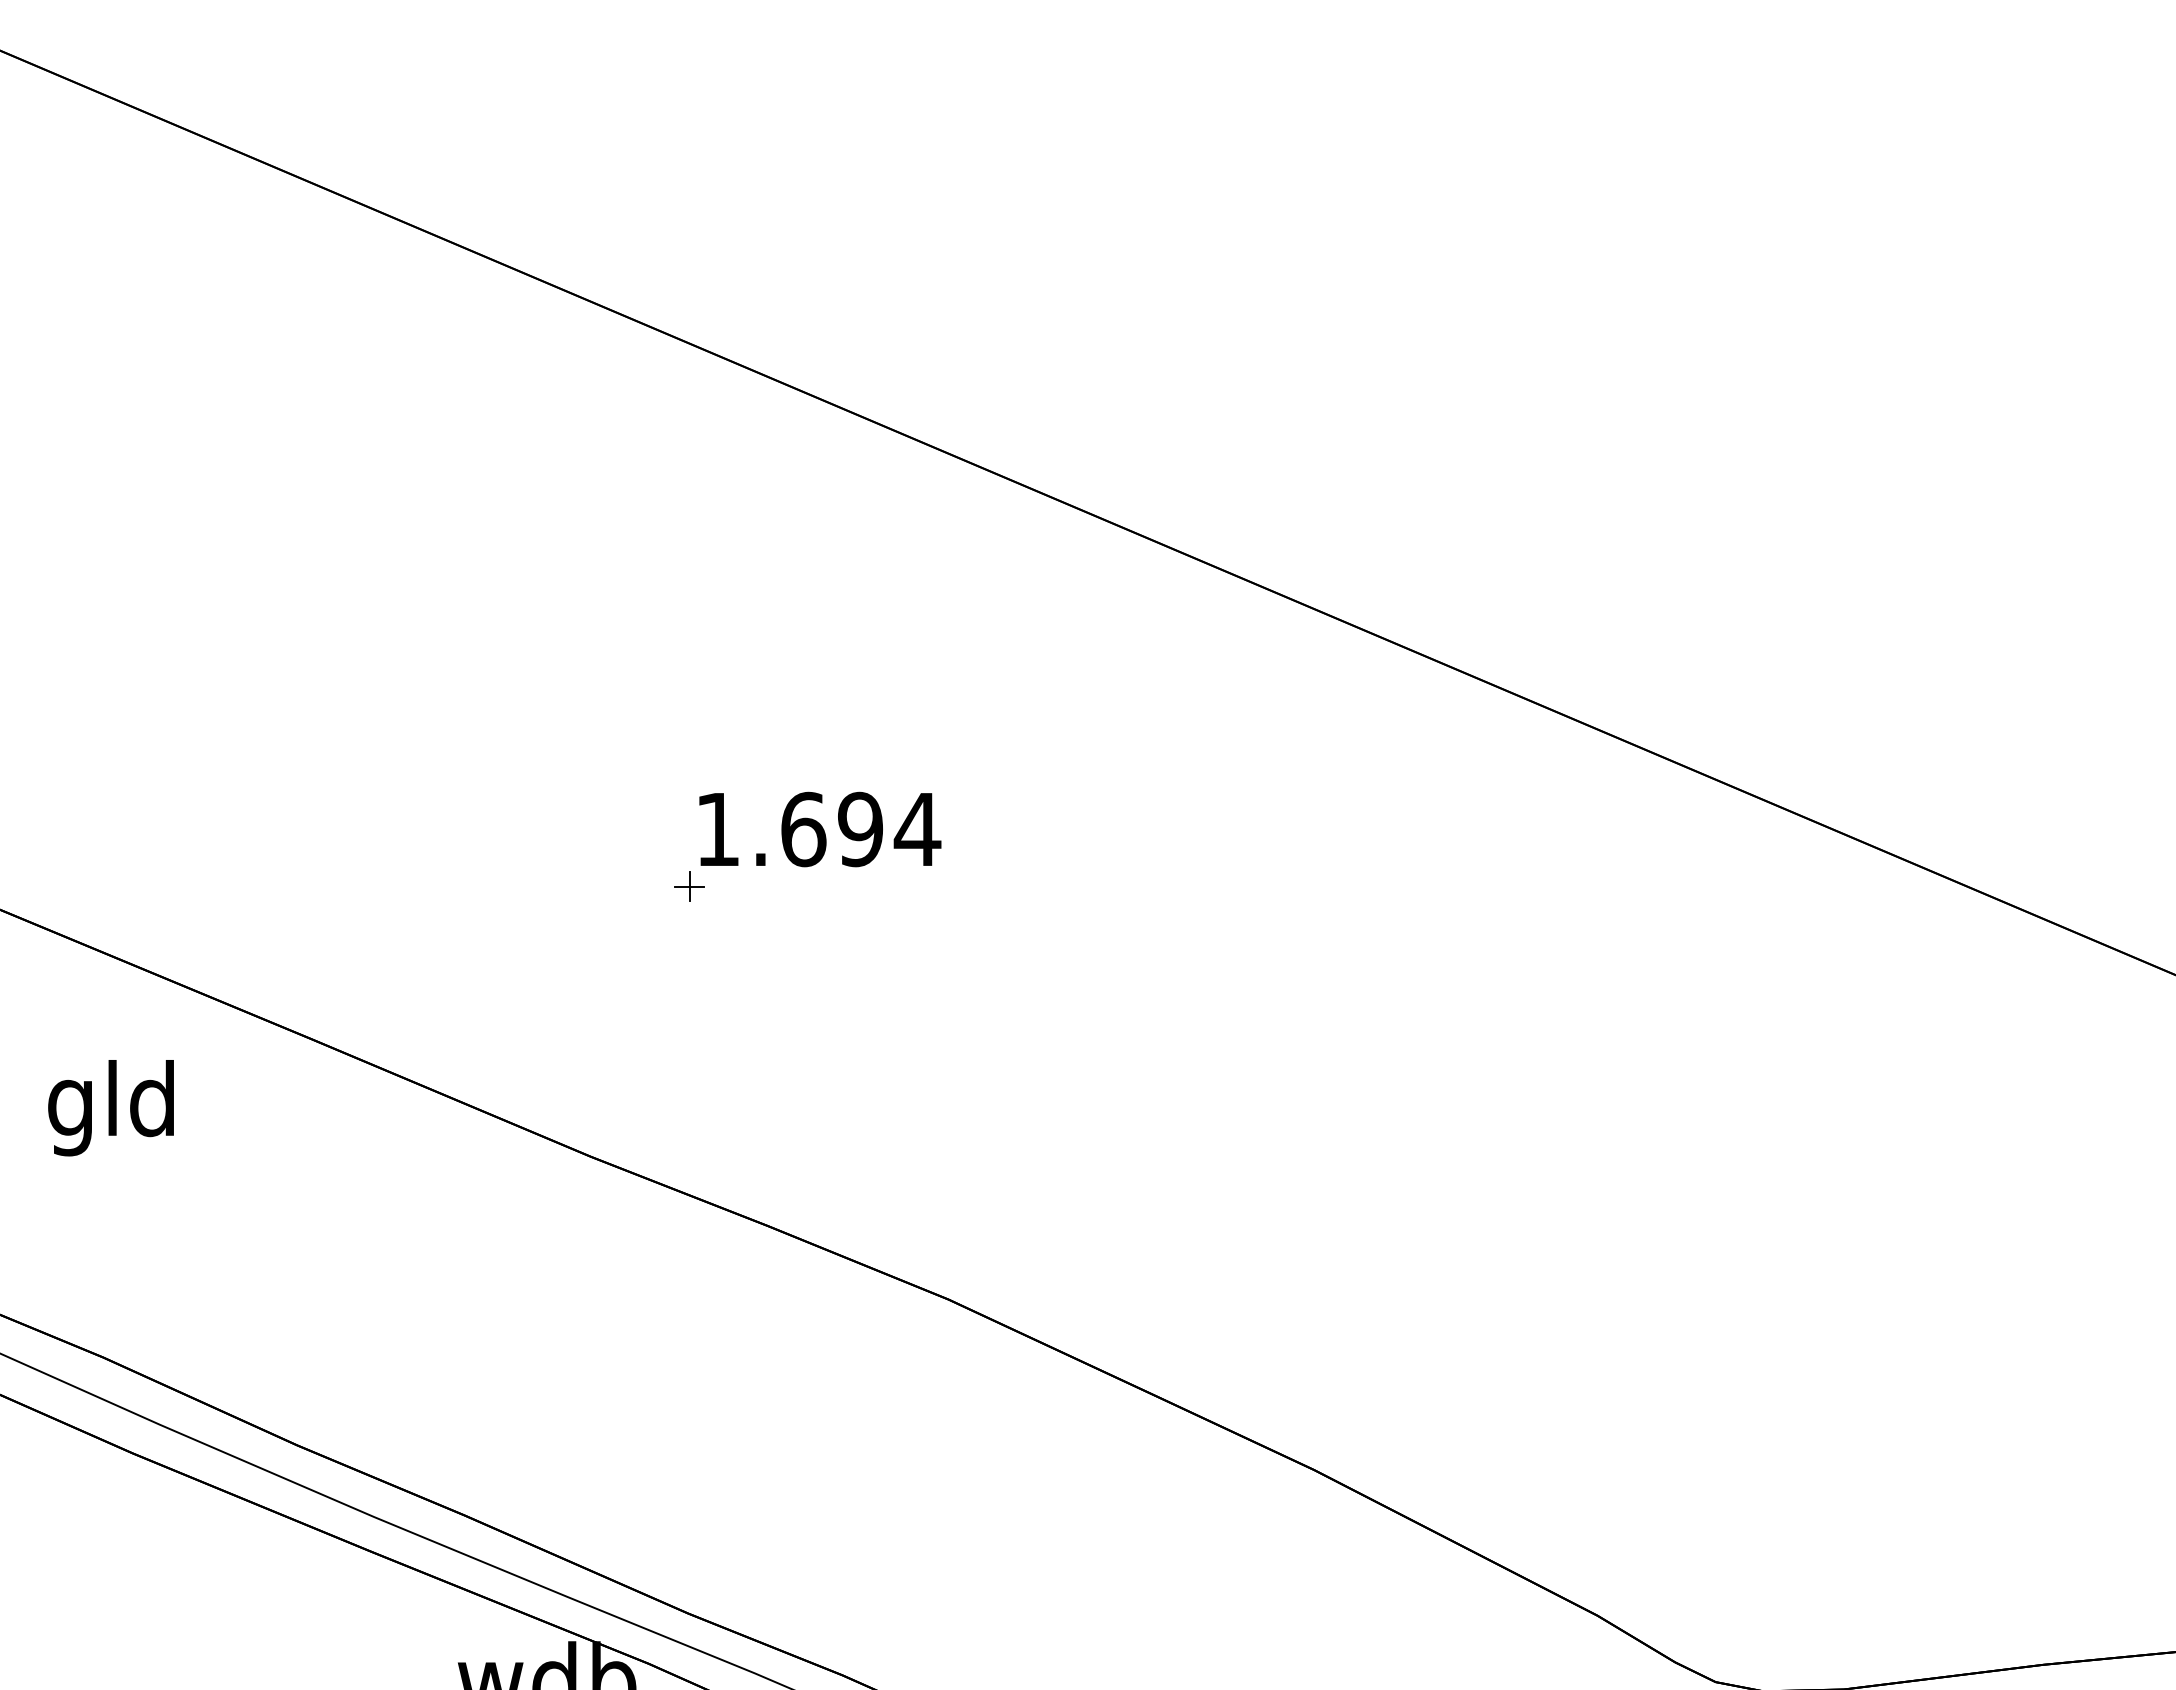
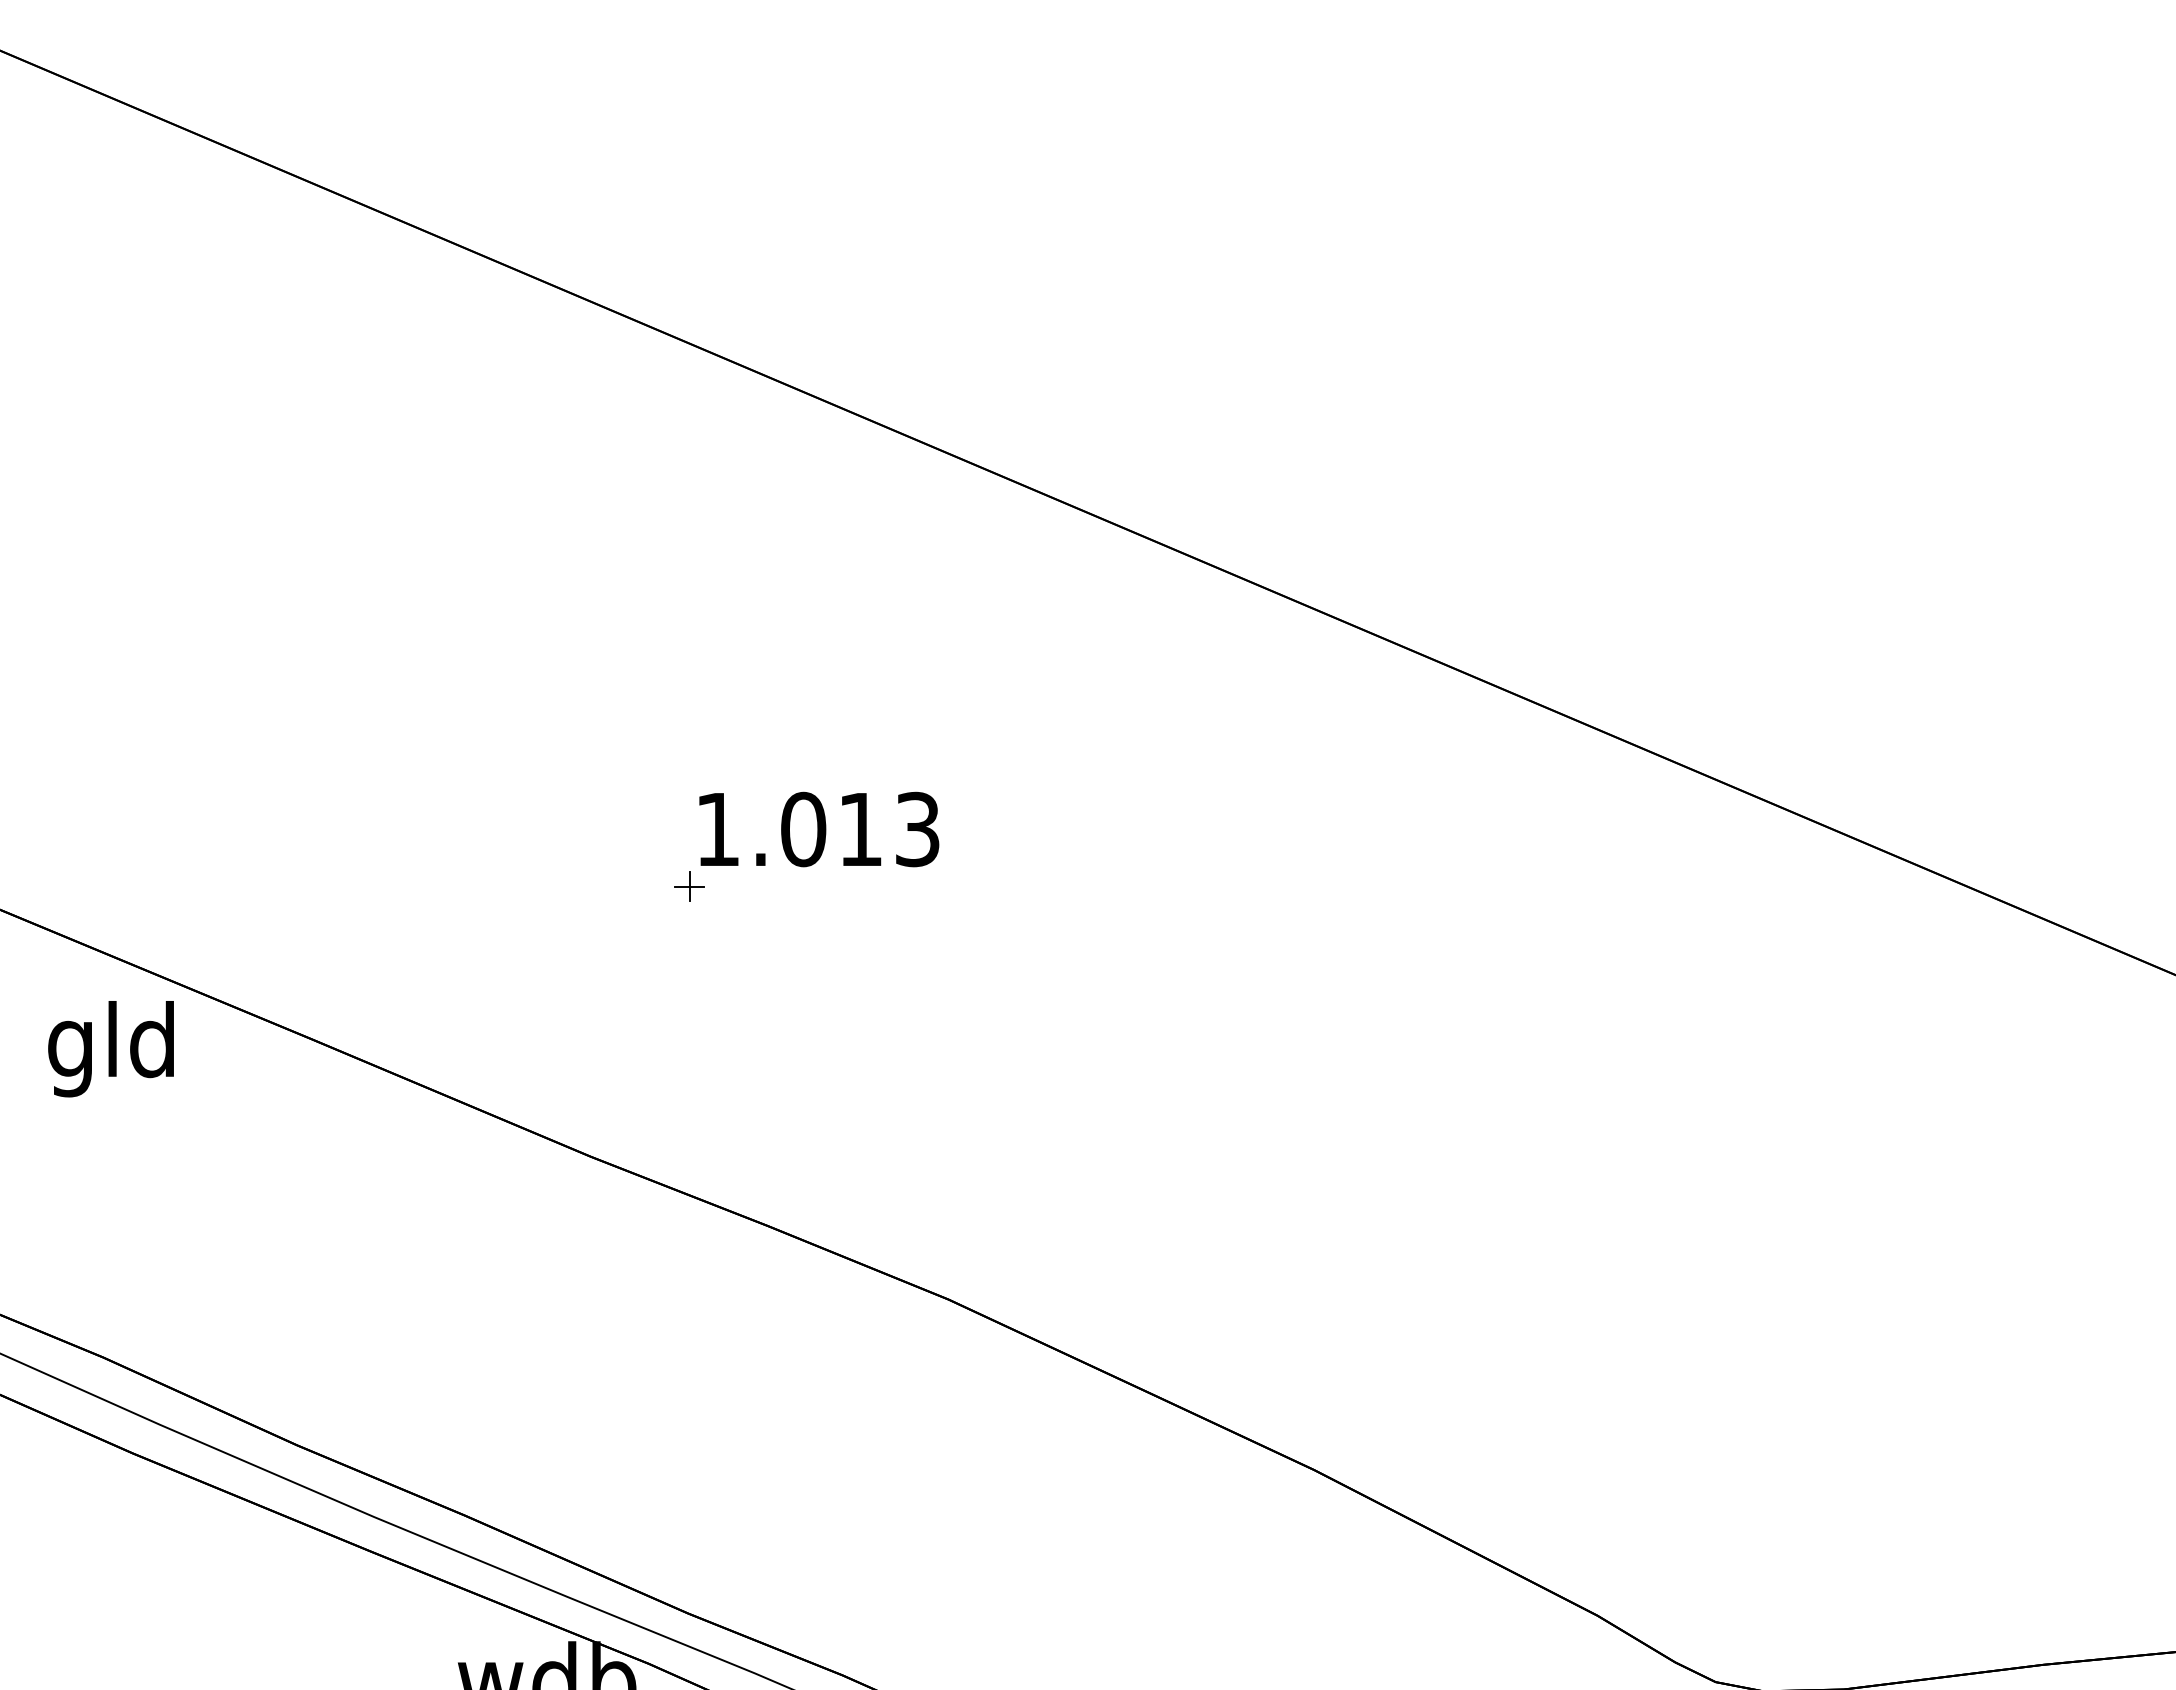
text: 1.694 -> 1.013 (861, 829)
text position: (110, 1108) -> (110, 1049) (110, 1049)
